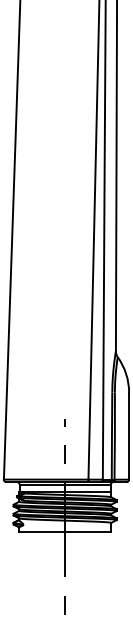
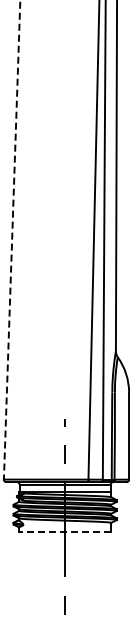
line: solid -> dashed (12, 240)
line: solid -> dashed (64, 532)
